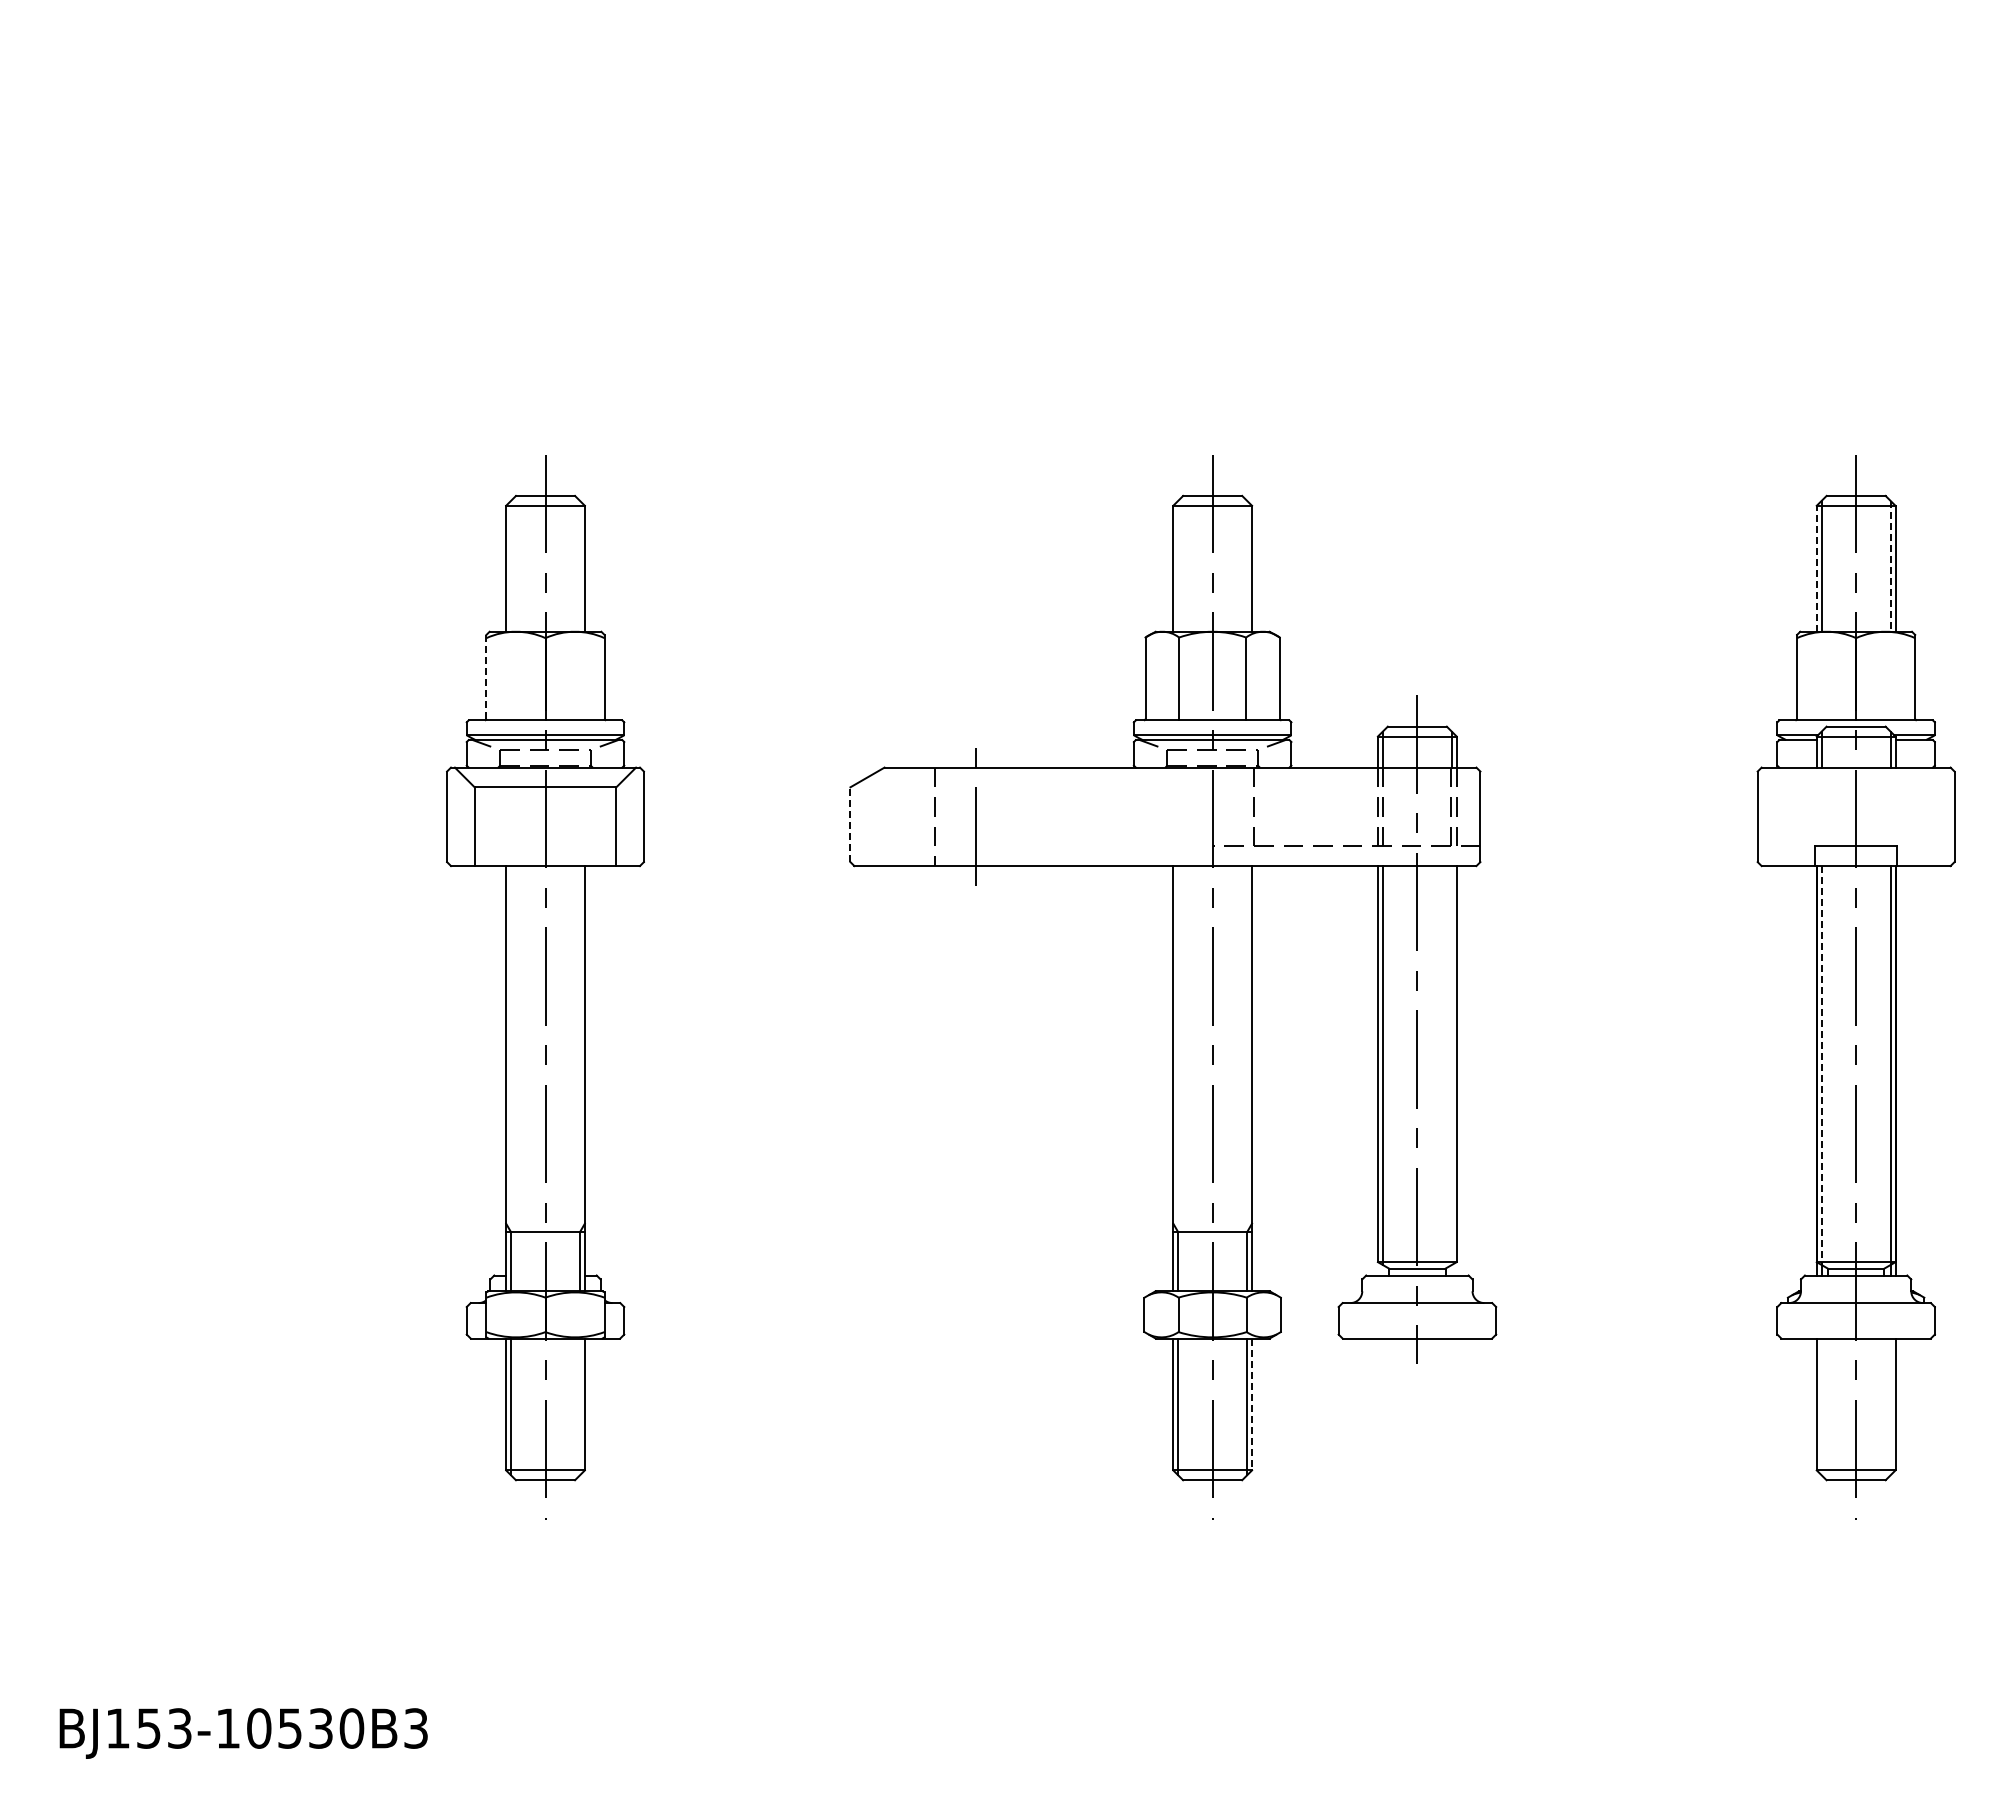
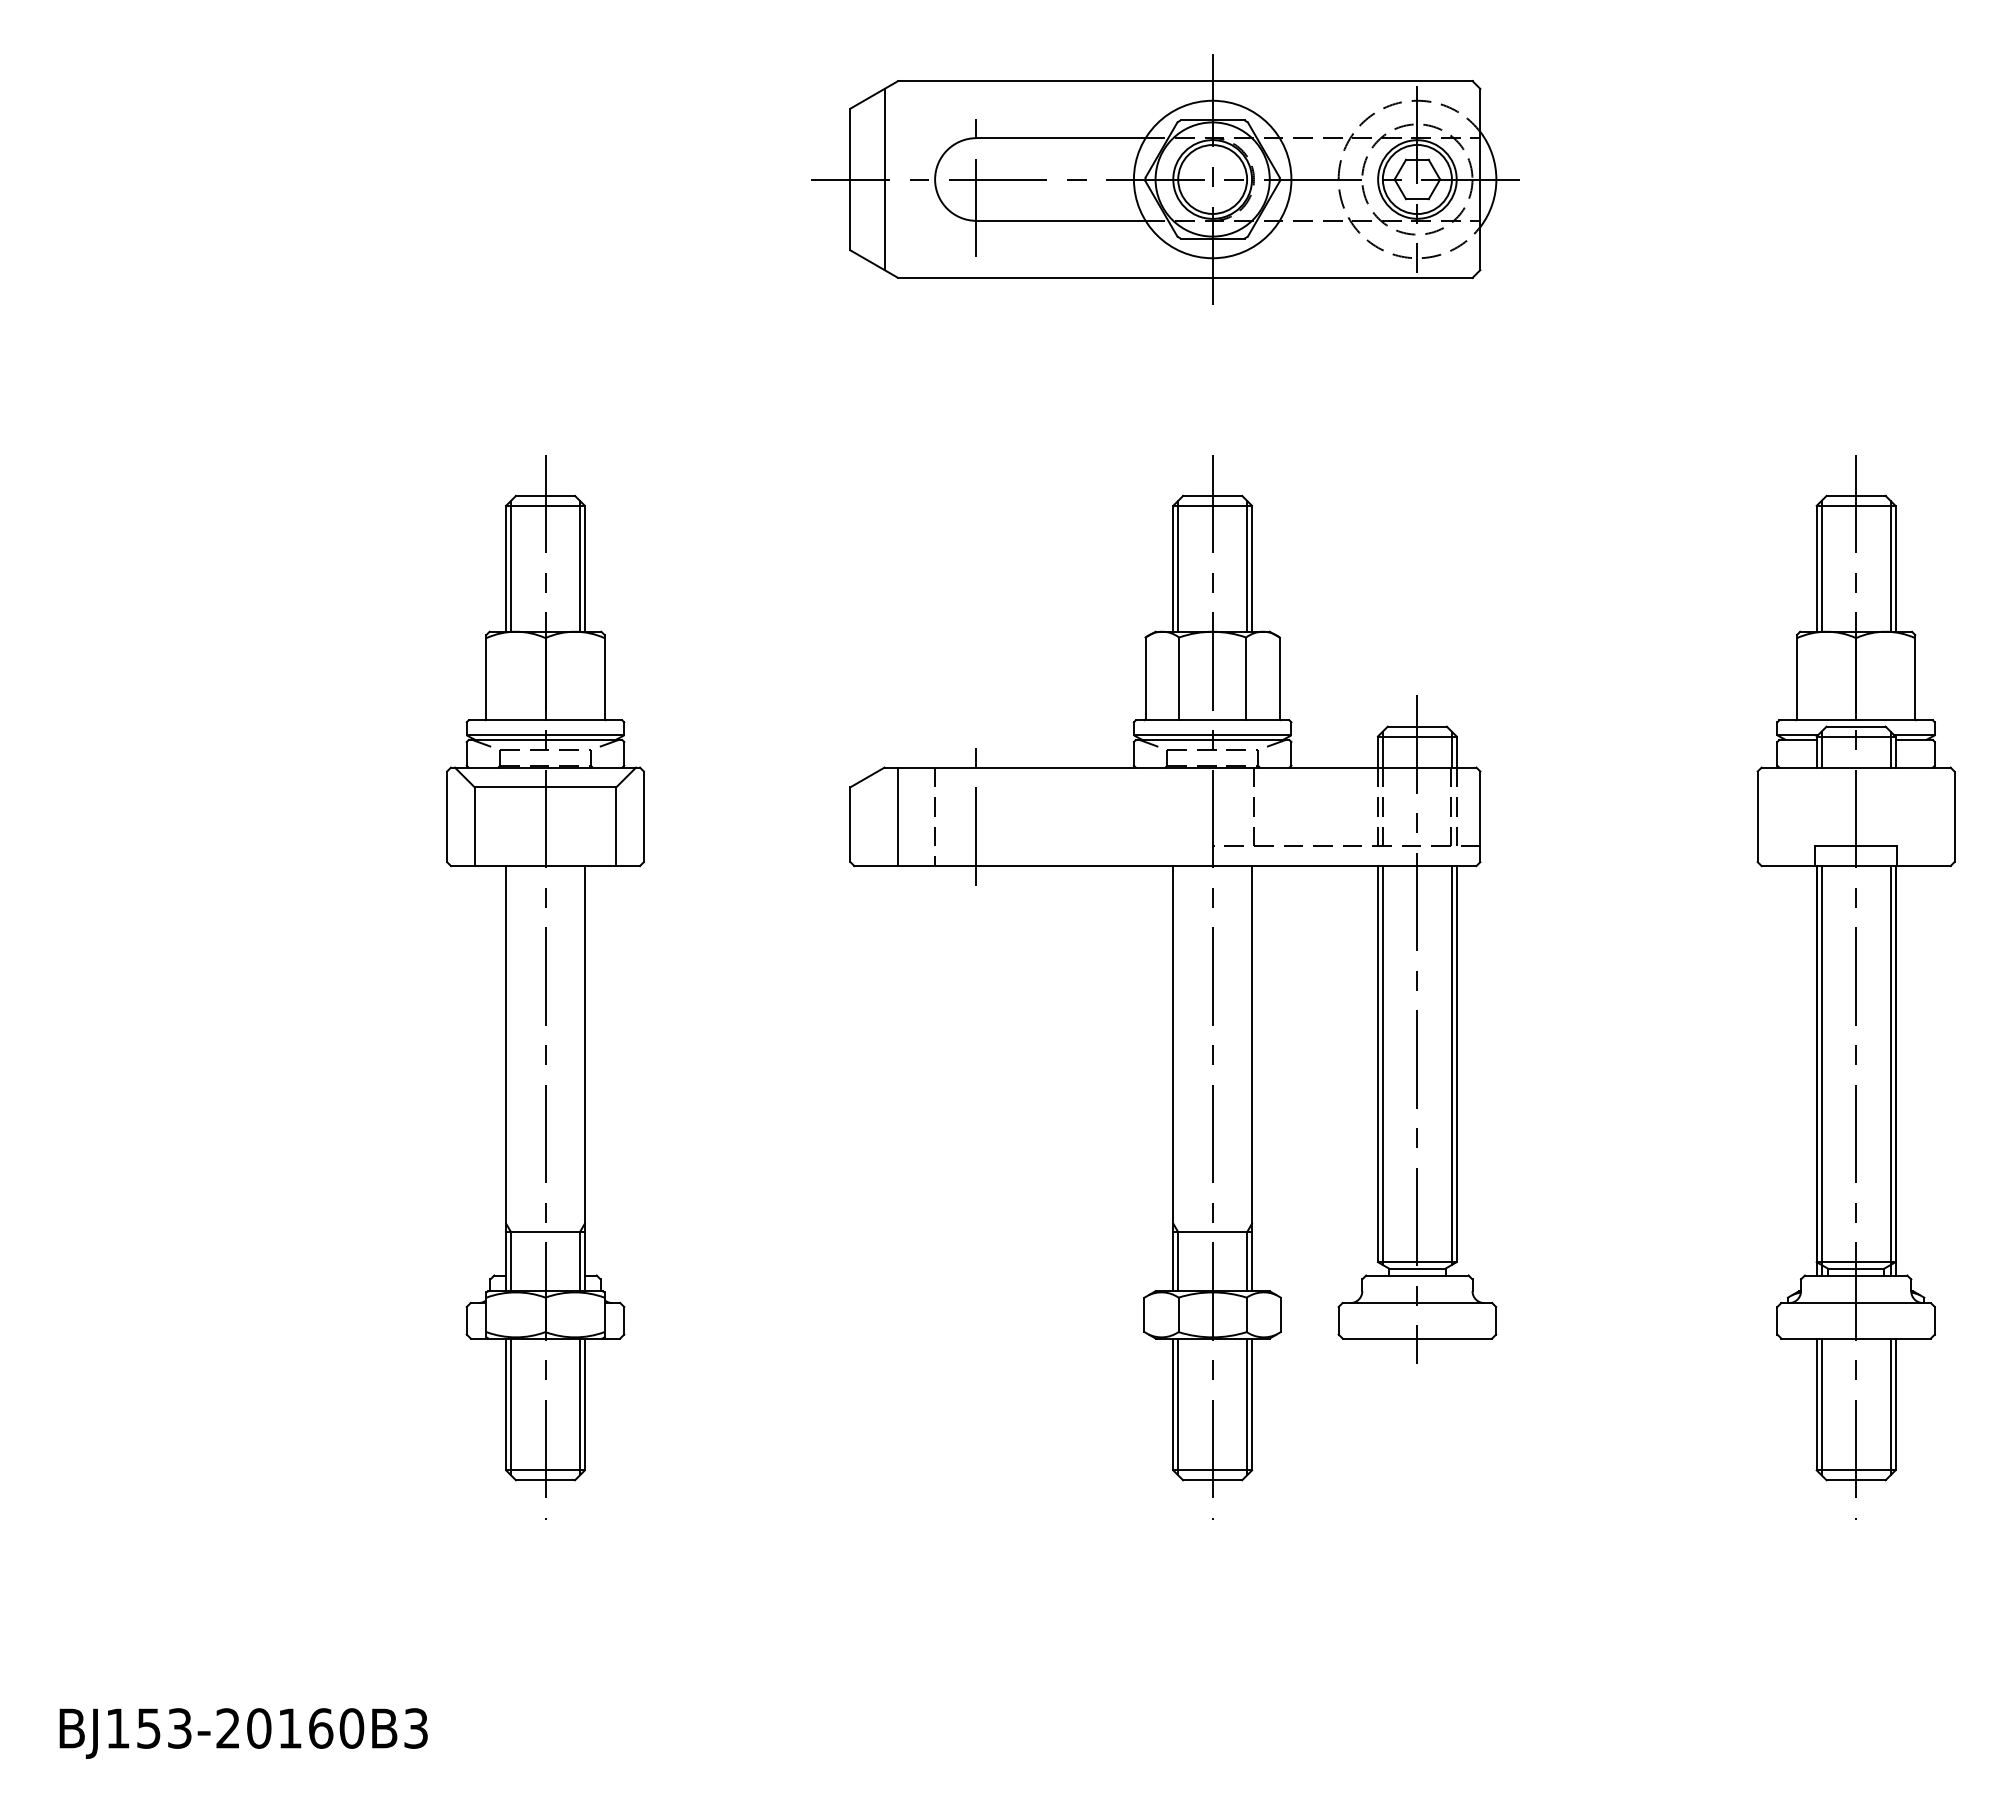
part: none -> present (1165, 179)
line: none -> present (511, 565)
line: none -> present (579, 565)
line: none -> present (1178, 565)
line: none -> present (1247, 565)
line: dashed -> solid (1890, 566)
line: dashed -> solid (1816, 568)
line: dashed -> solid (486, 676)
line: none -> present (898, 816)
line: dashed -> solid (850, 824)
line: none -> present (1451, 1065)
line: dashed -> solid (1821, 1066)
line: dashed -> solid (1252, 1404)
line: none -> present (579, 1406)
line: none -> present (1821, 1406)
line: none -> present (1890, 1406)
text: BJ153-10530B3 -> BJ153-20160B3 (274, 1728)
